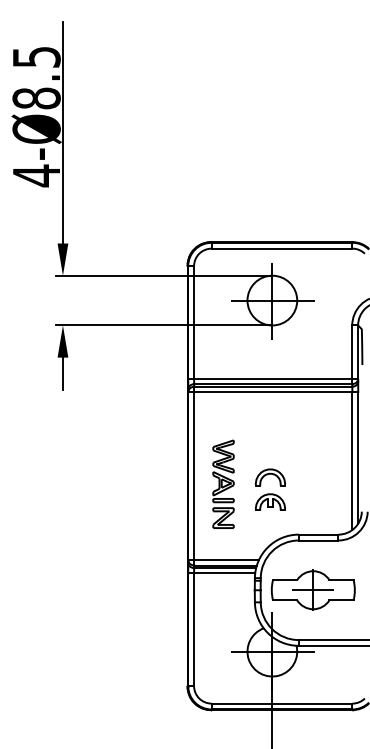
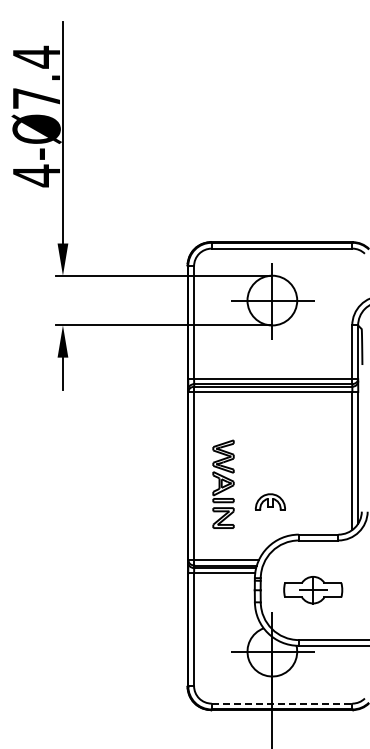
text: 4-Ø8.5 -> 4-Ø7.4 (36, 77)
part: present -> none (269, 477)
part size: 86x42 px -> 61x29 px (313, 590)
line: solid -> dashed (282, 703)
